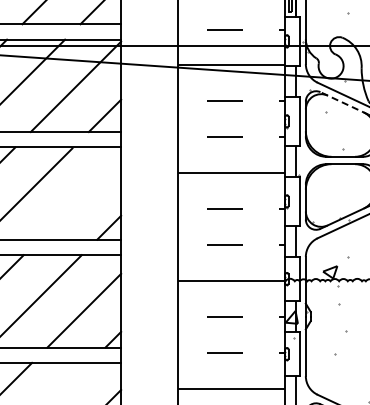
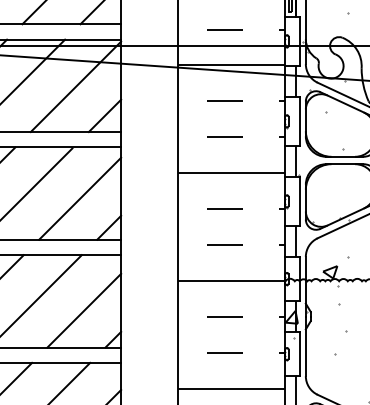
line: dashed -> solid (343, 103)
line: none -> present (80, 198)
line: none -> present (70, 381)
